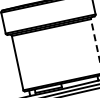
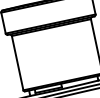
line: dashed -> solid (95, 39)
